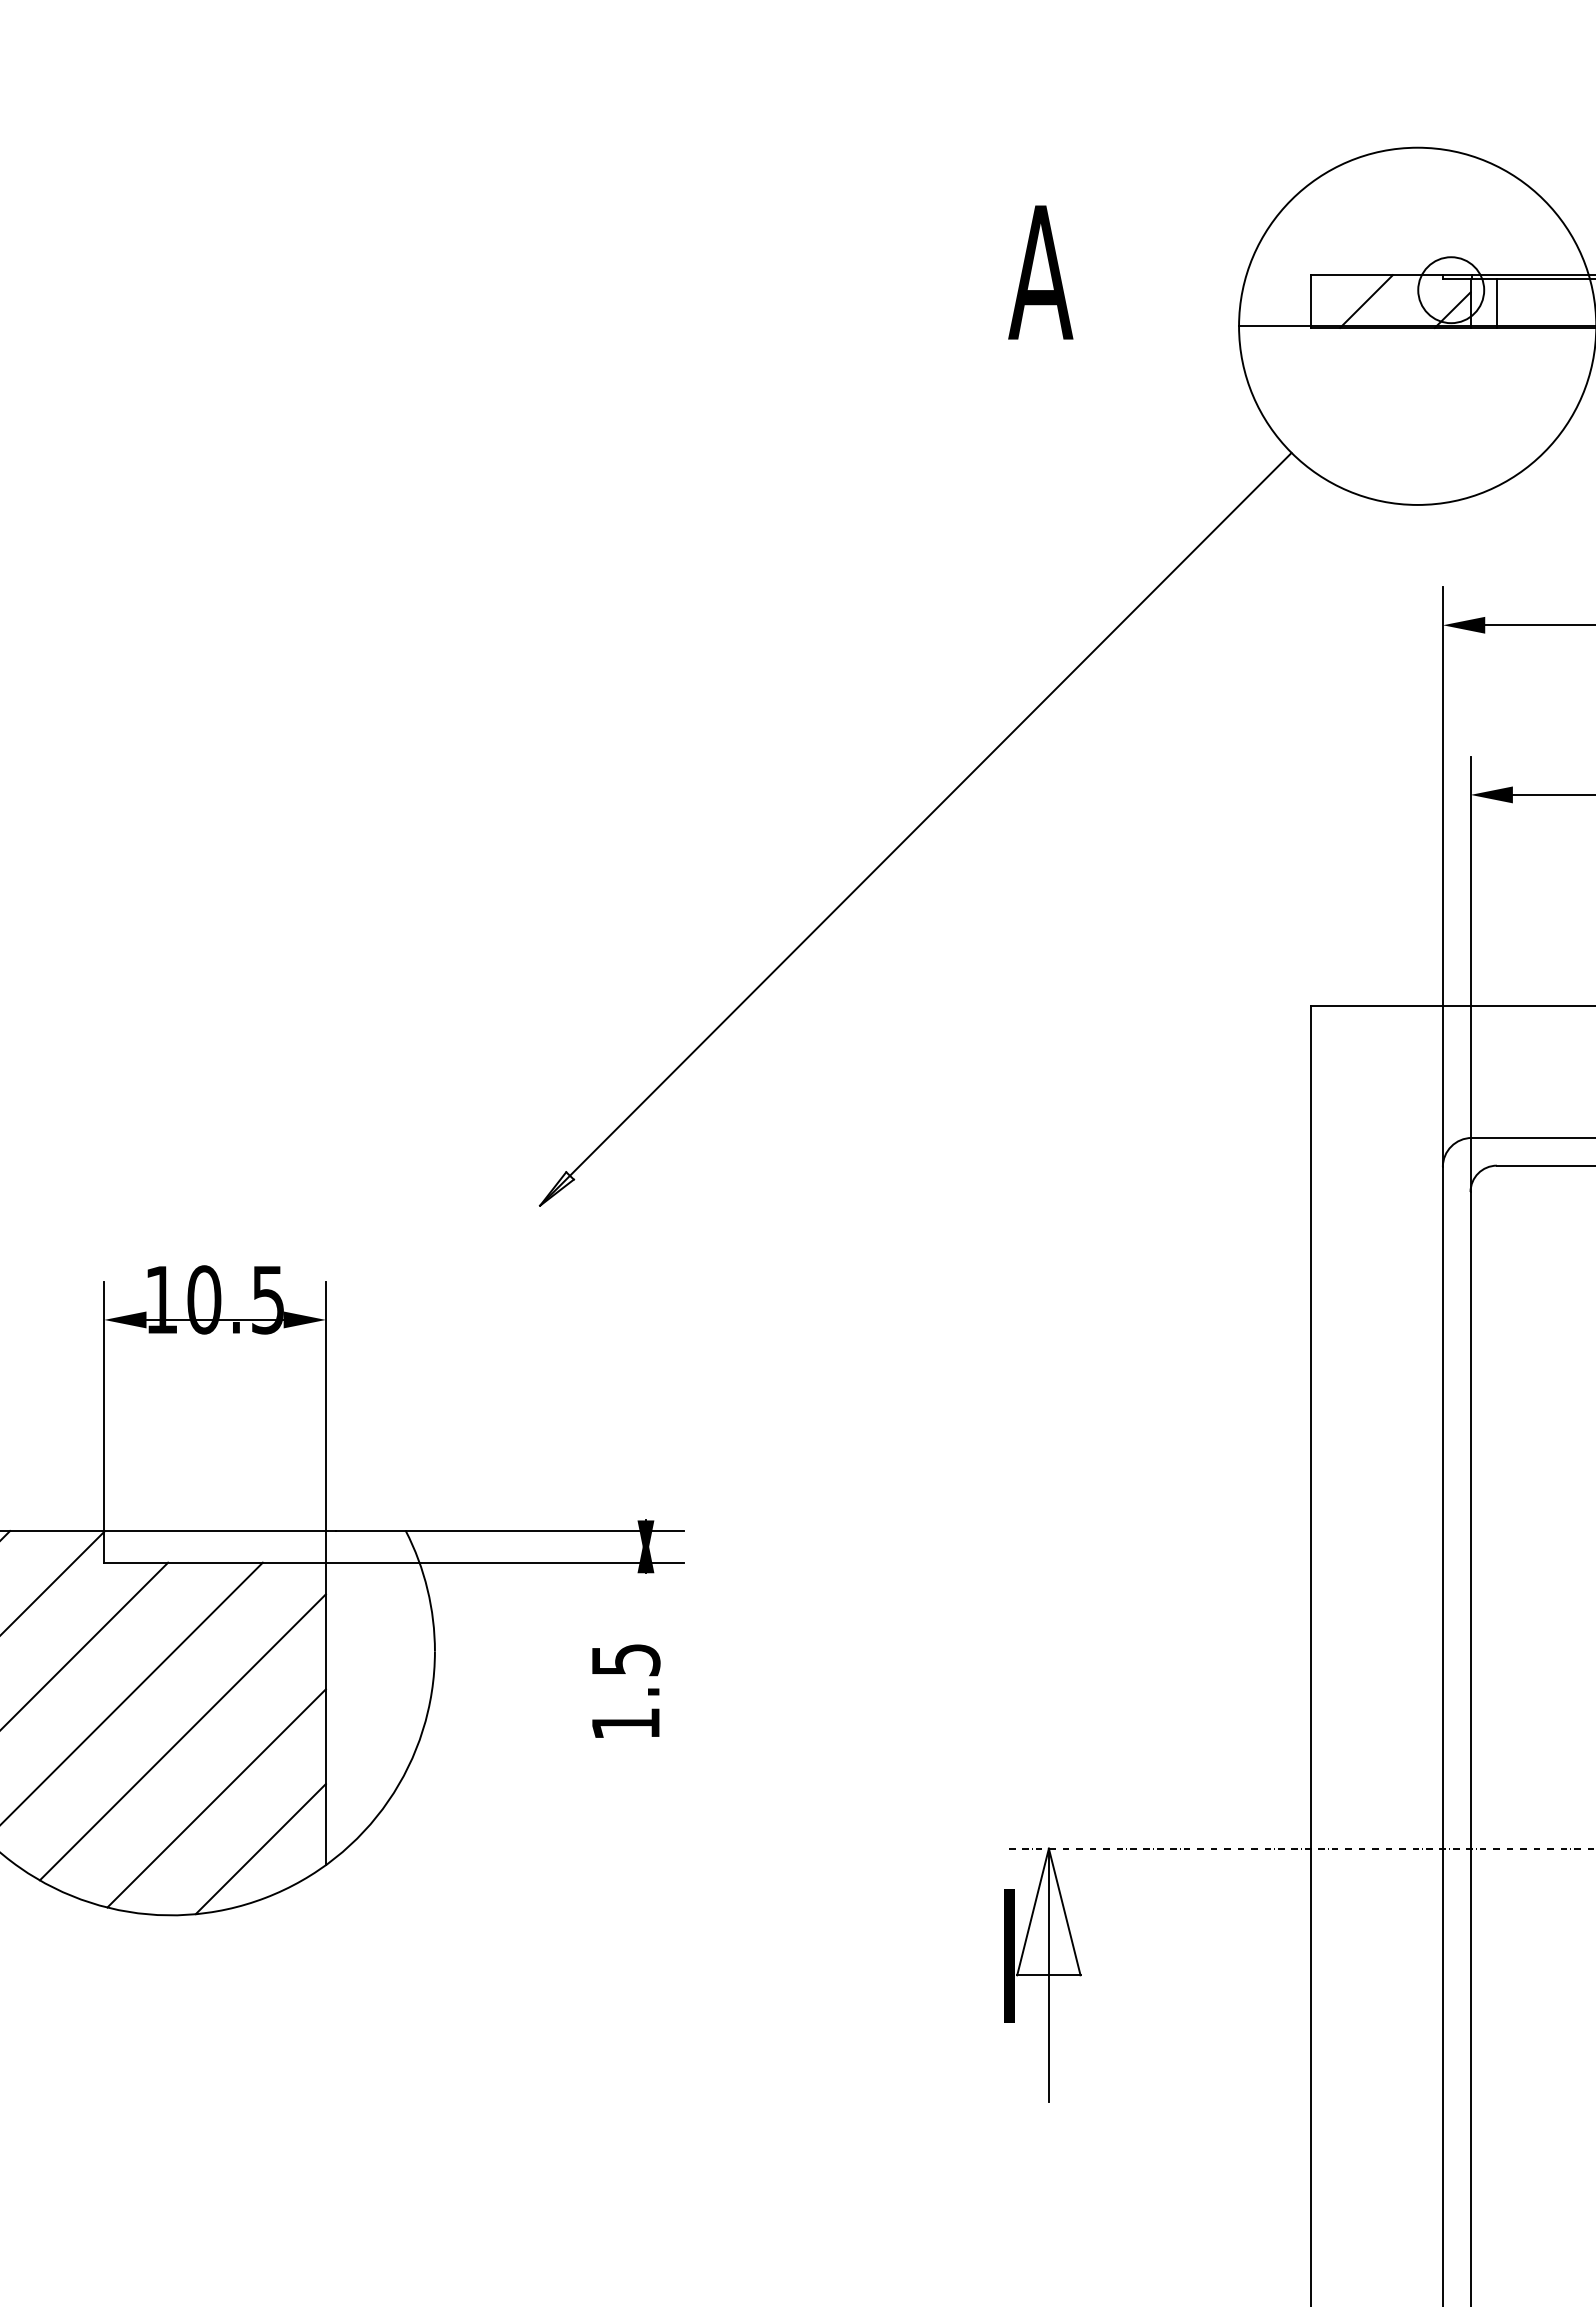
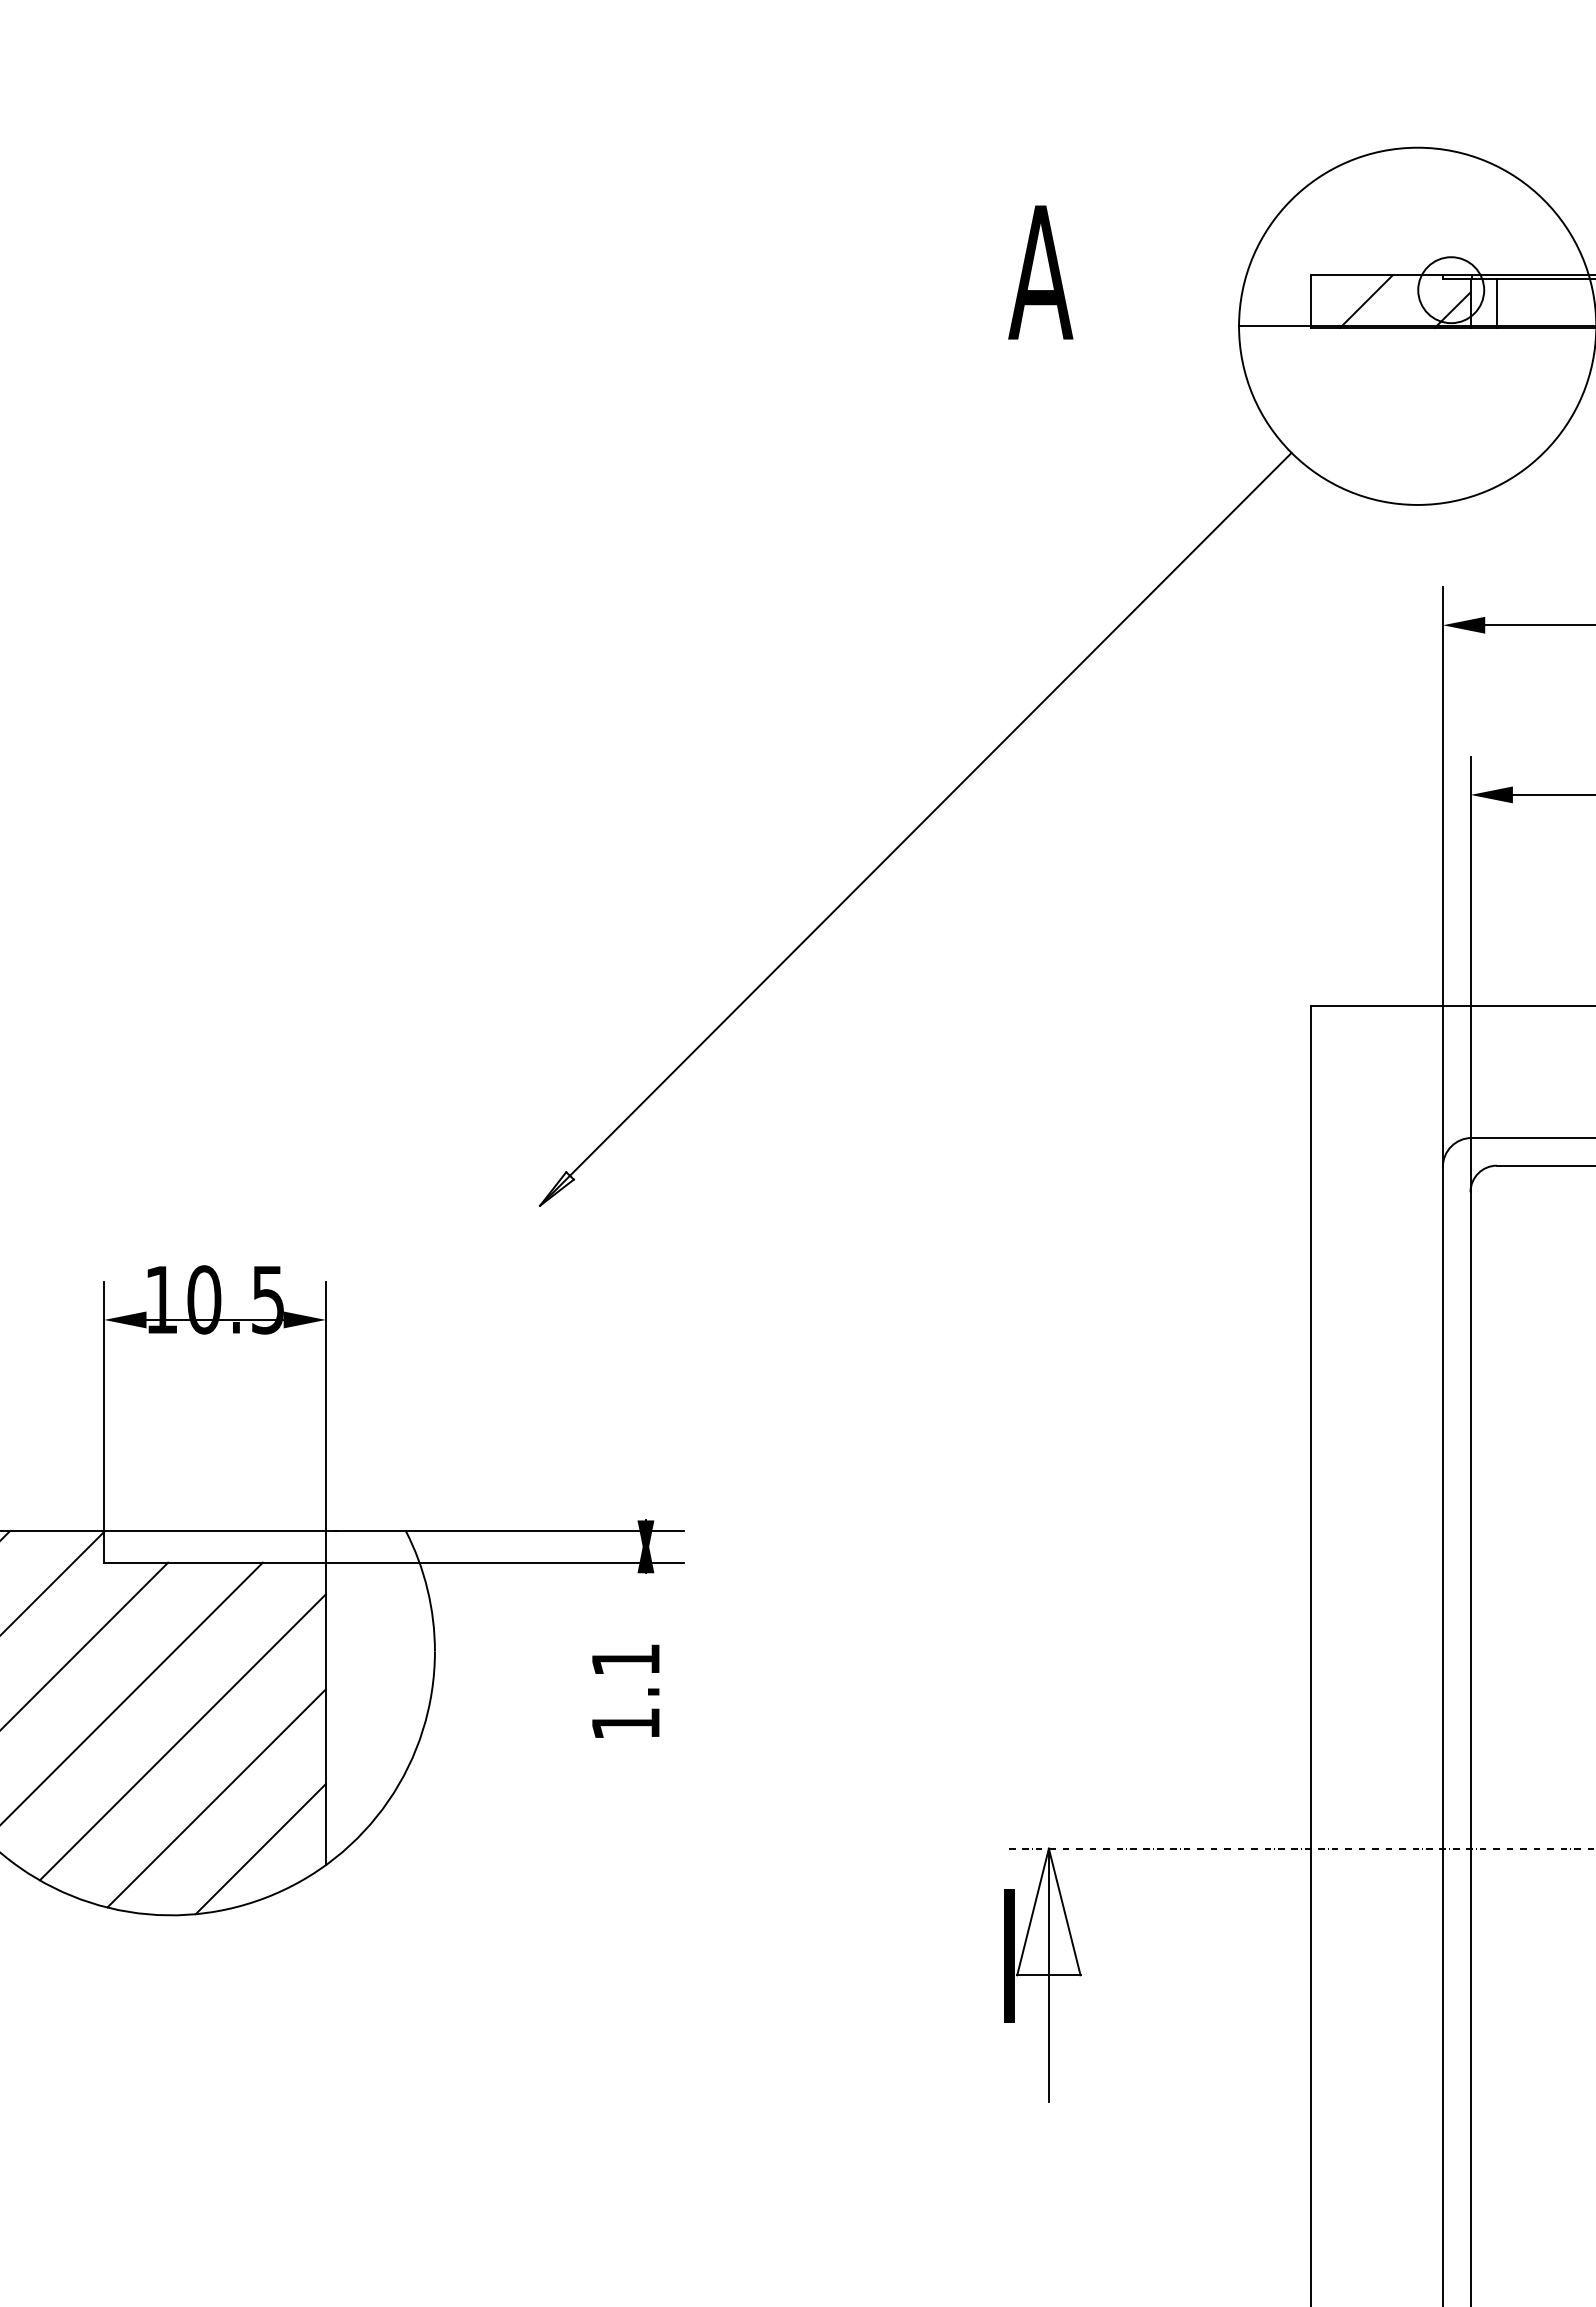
text: 1.5 -> 1.1 (626, 1660)
